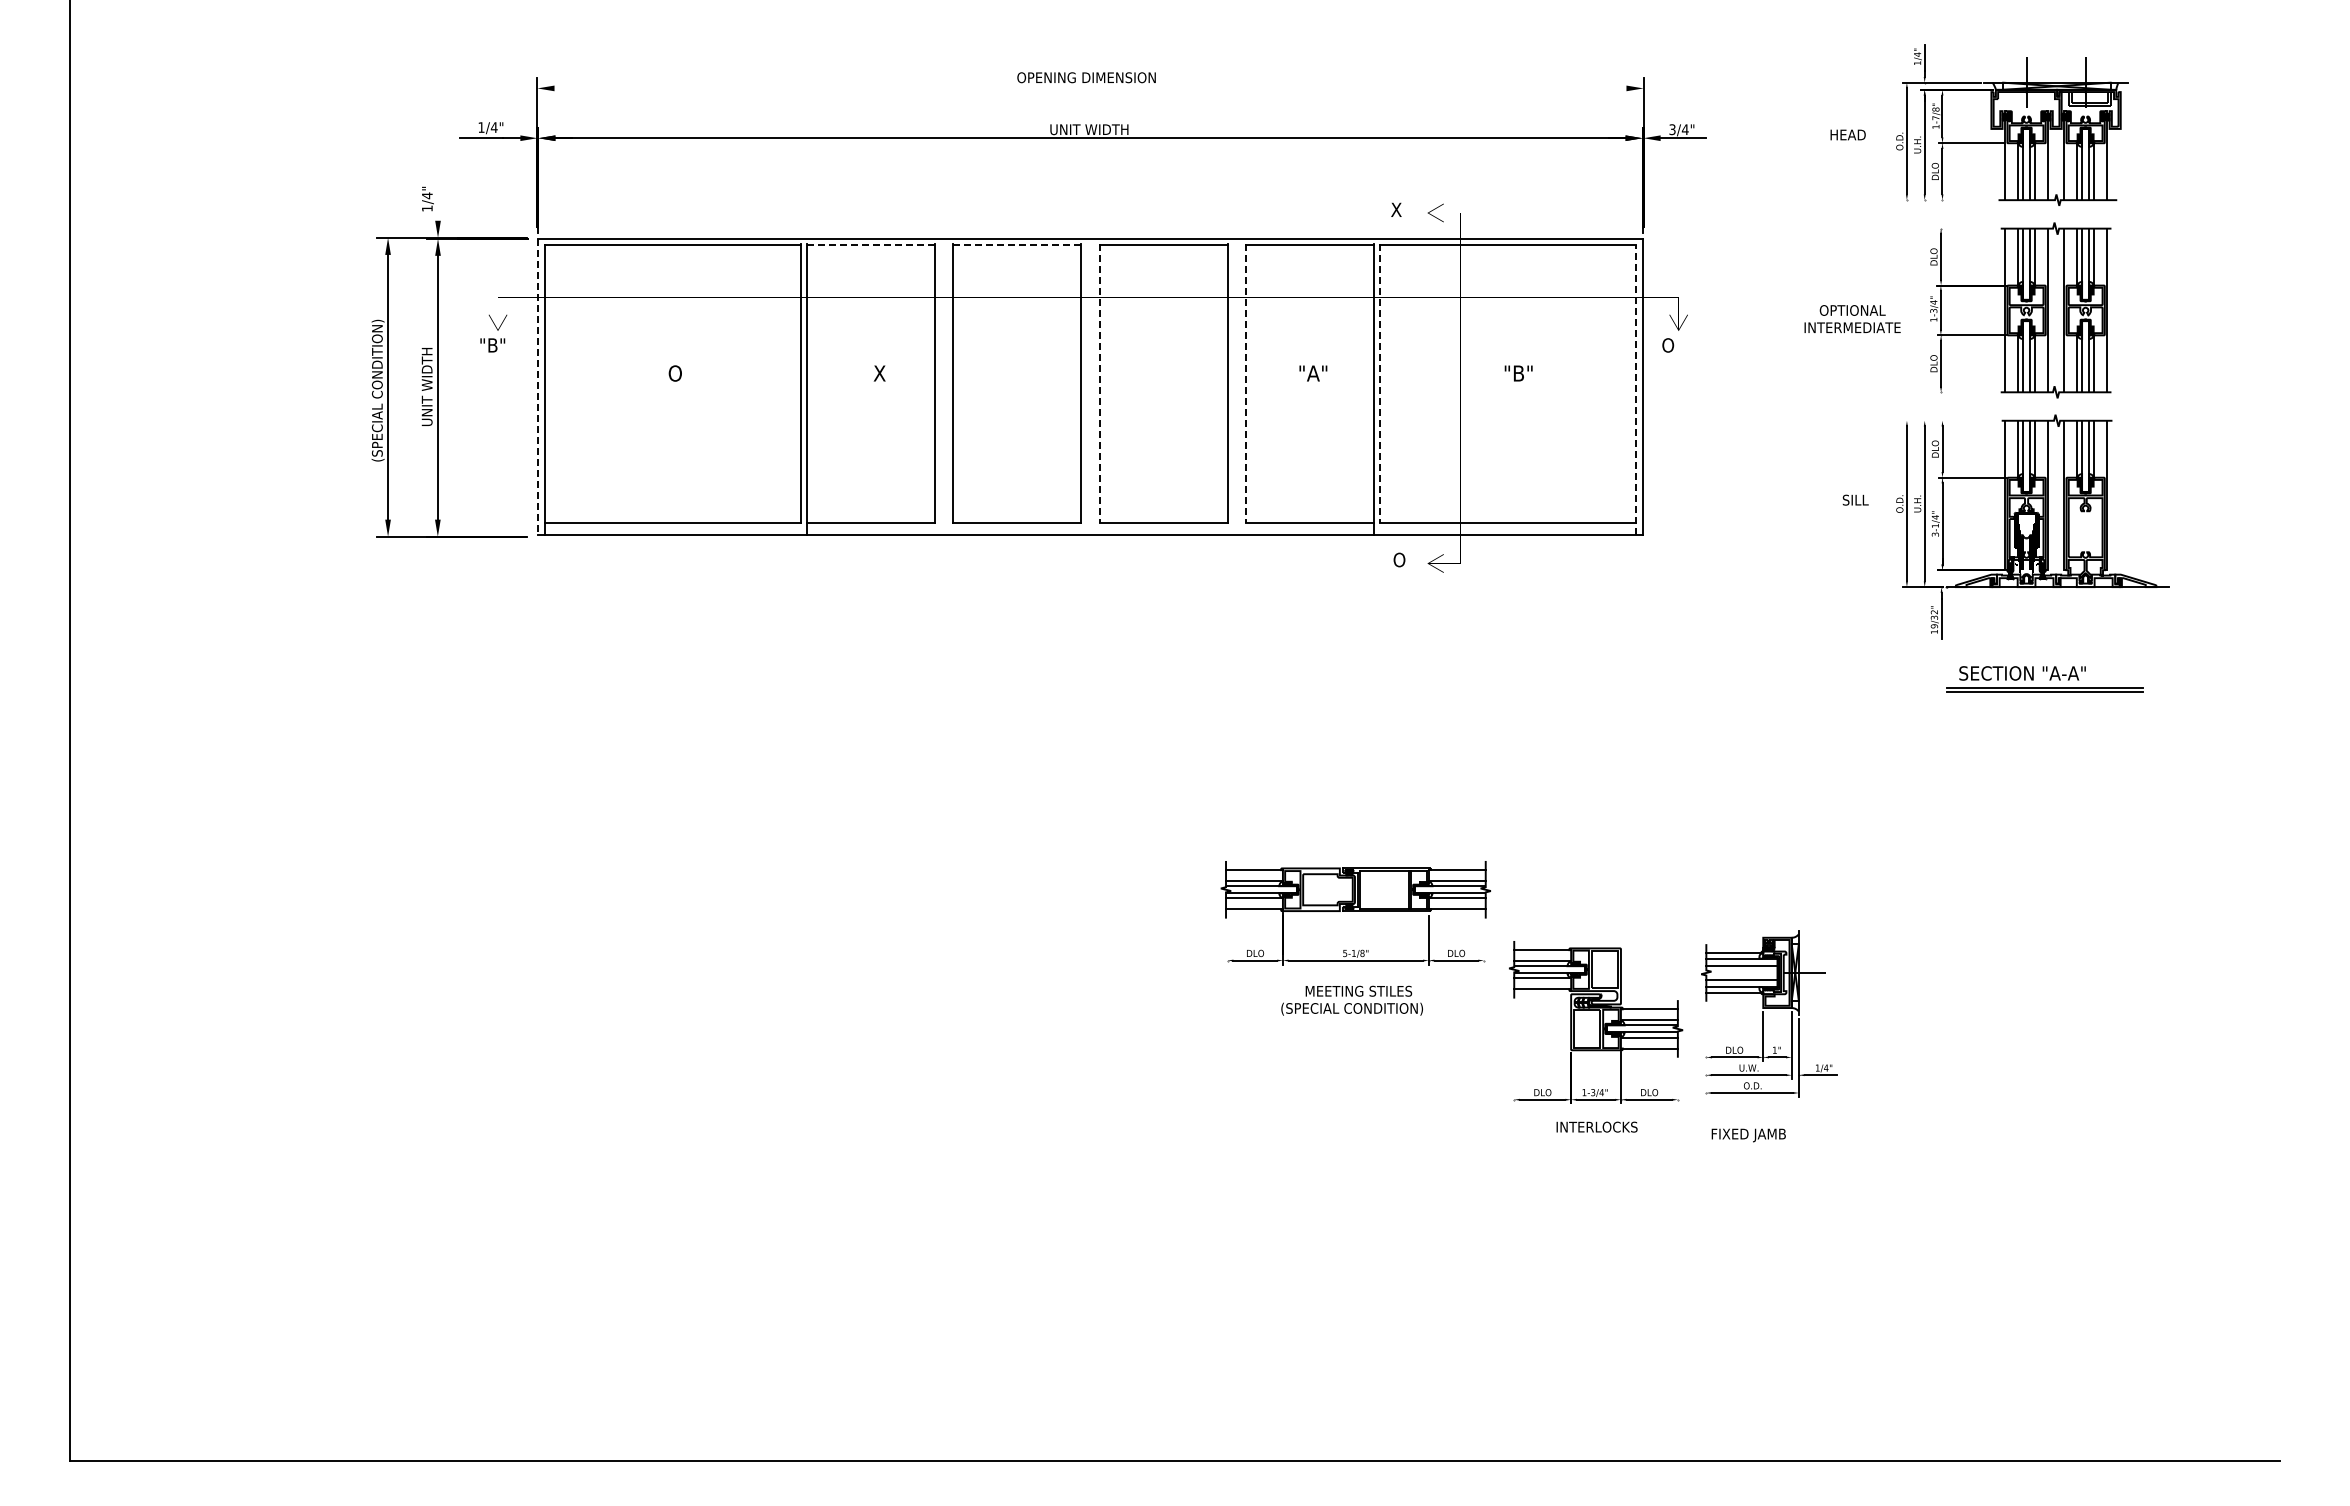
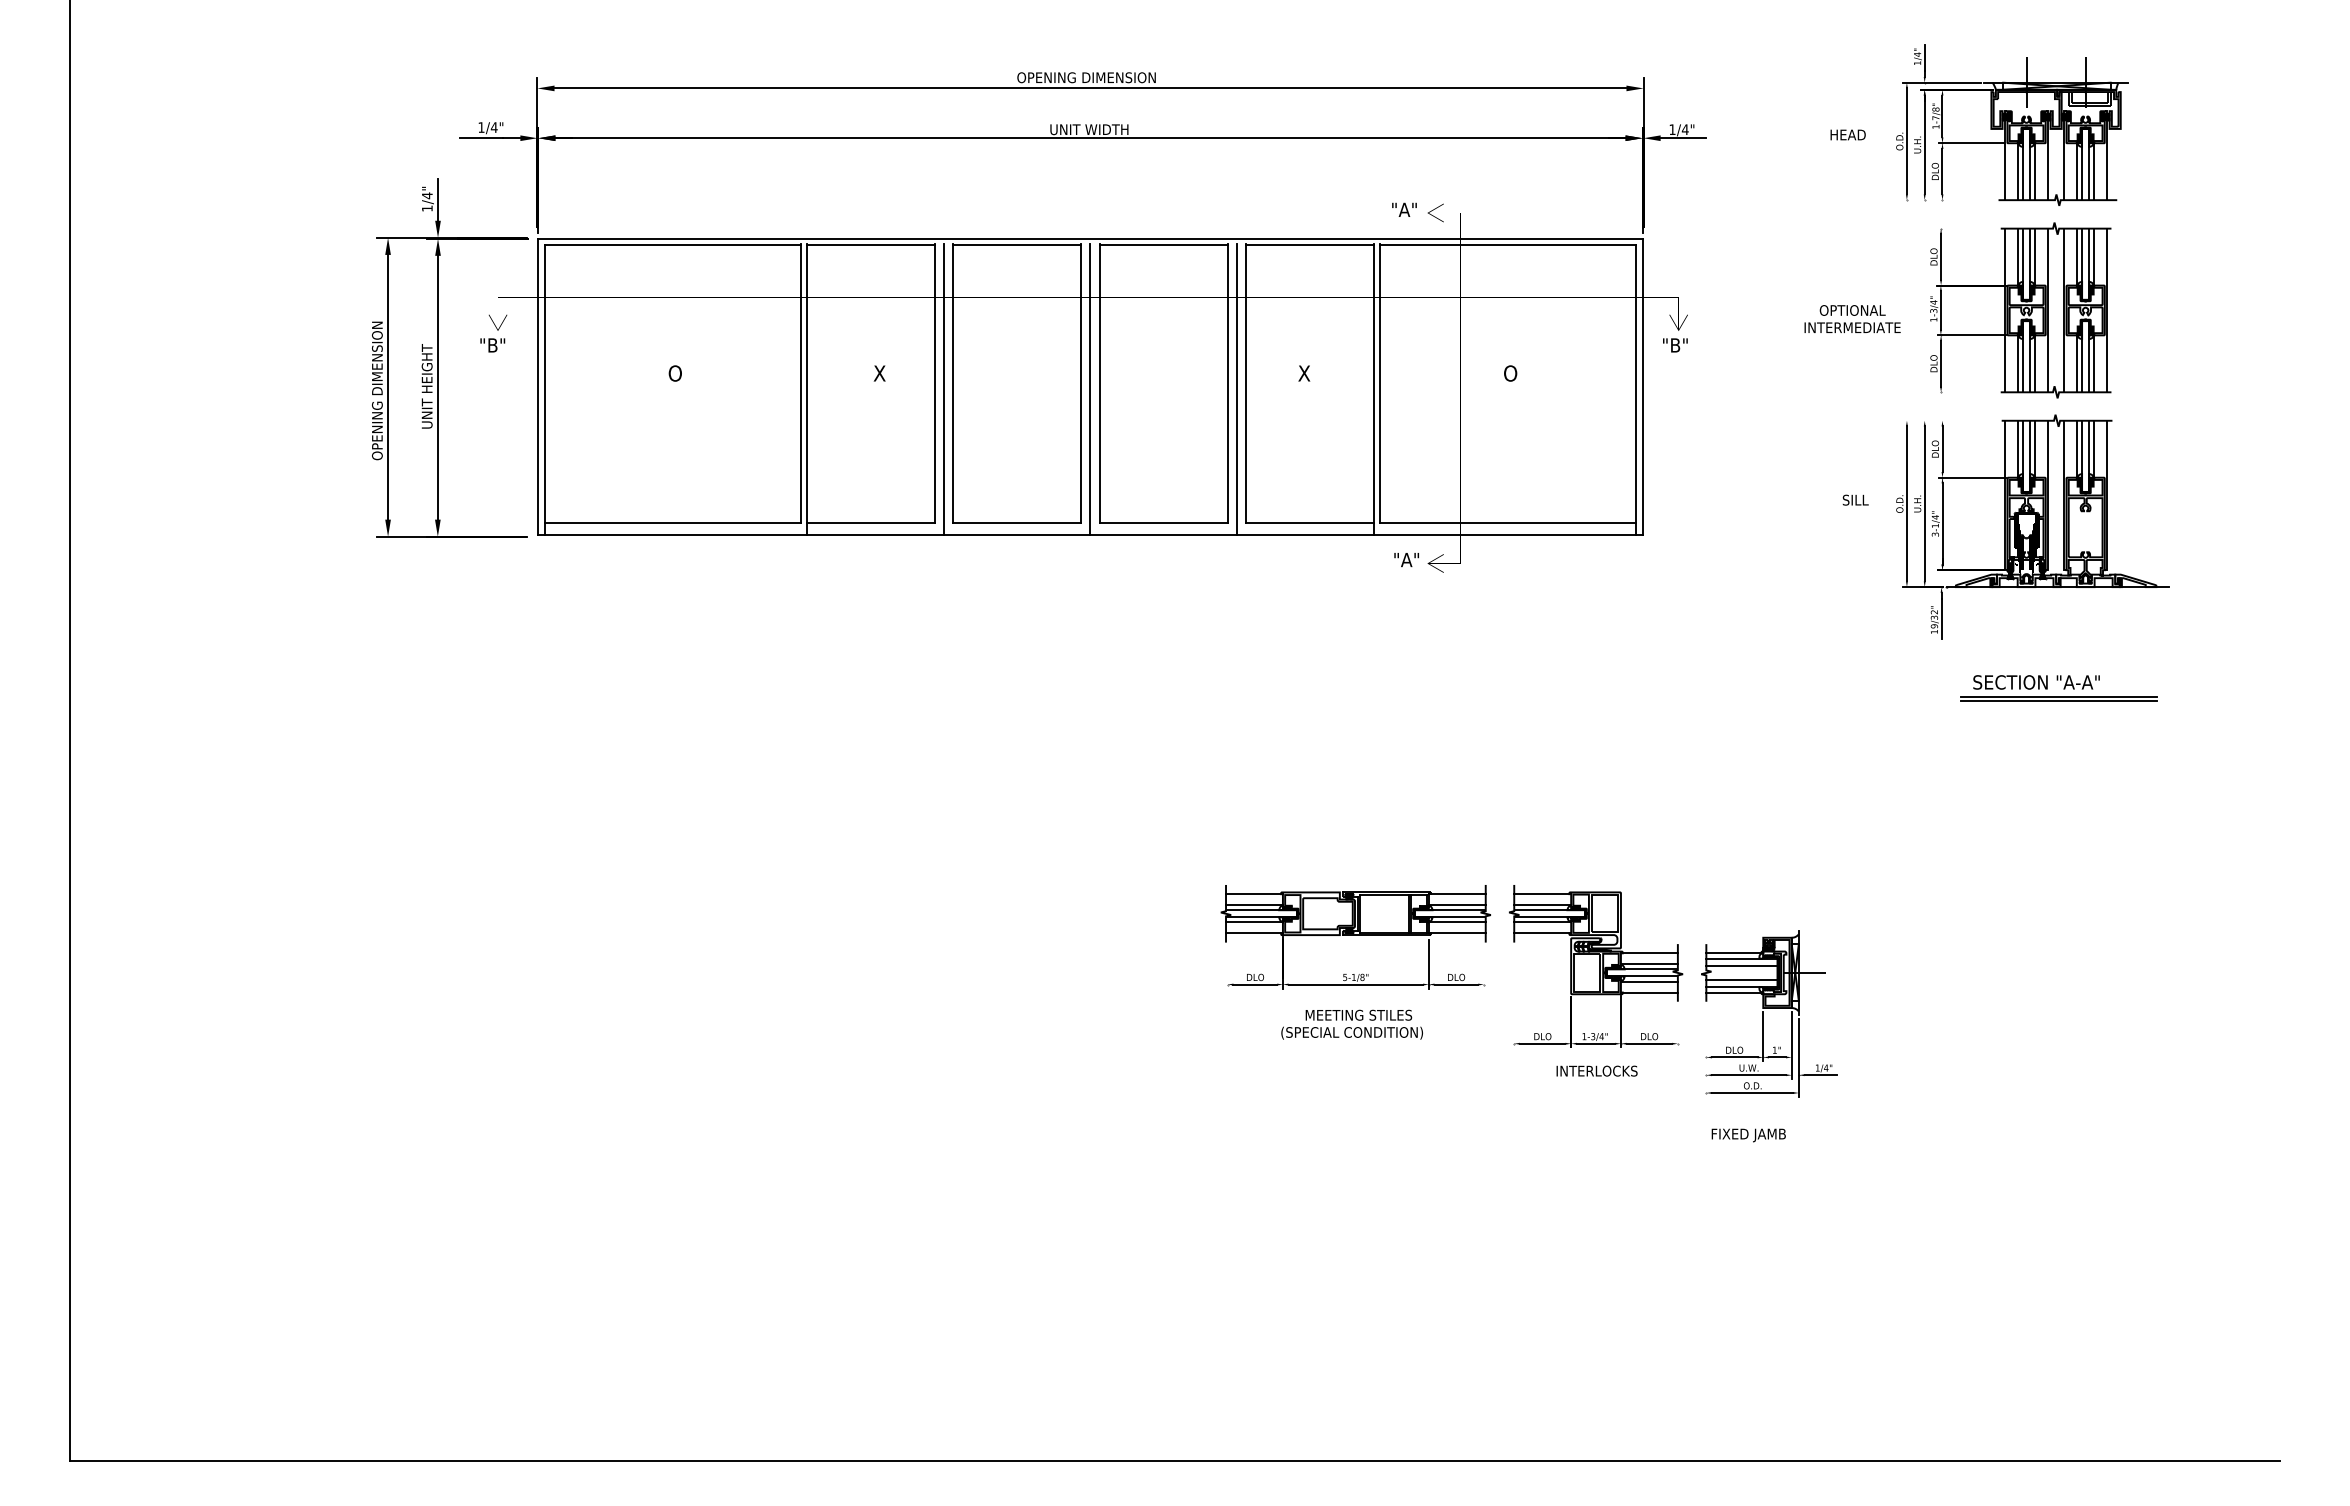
line: none -> present (1090, 88)
text: 3/4" -> 1/4" (1672, 129)
line: none -> present (438, 199)
text: X -> "A" (1403, 209)
line: dashed -> solid (870, 245)
line: dashed -> solid (1016, 245)
text: O -> "B" (1674, 345)
text: "A" -> X (1312, 373)
text: "B" -> O (1518, 373)
line: dashed -> solid (1099, 383)
line: dashed -> solid (1245, 383)
line: dashed -> solid (1380, 383)
text: UNIT WIDTH -> UNIT HEIGHT (426, 386)
line: dashed -> solid (538, 386)
line: none -> present (944, 388)
line: none -> present (1236, 388)
line: none -> present (1090, 389)
text: (SPECIAL CONDITION) -> OPENING DIMENSION (377, 390)
line: dashed -> solid (1636, 390)
text: O -> "A" (1405, 559)
part position: (2044, 679) -> (2058, 688) (2058, 688)
part position: (1354, 950) -> (1354, 974) (1354, 974)
part position: (1596, 1036) -> (1596, 980) (1596, 980)
